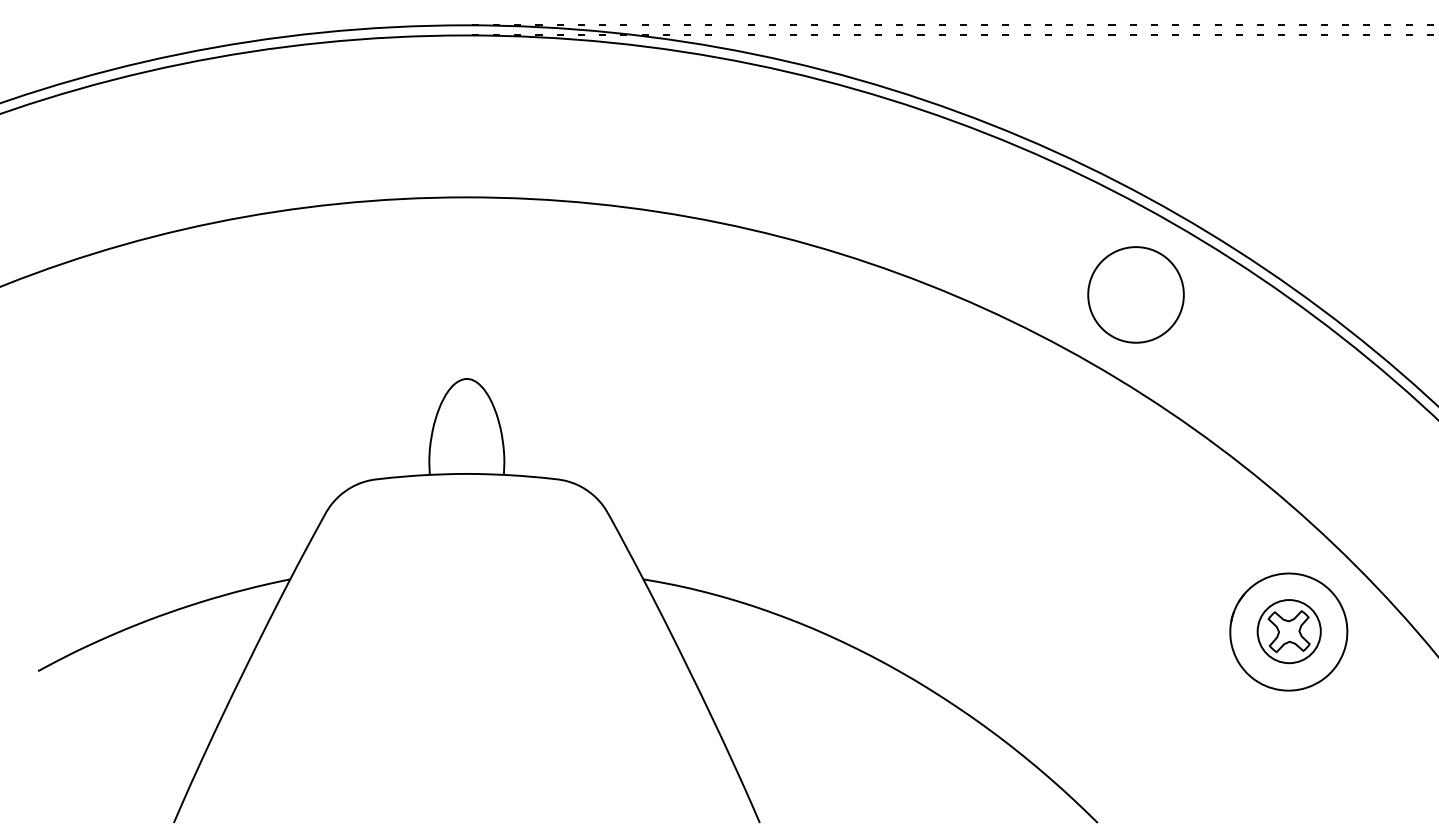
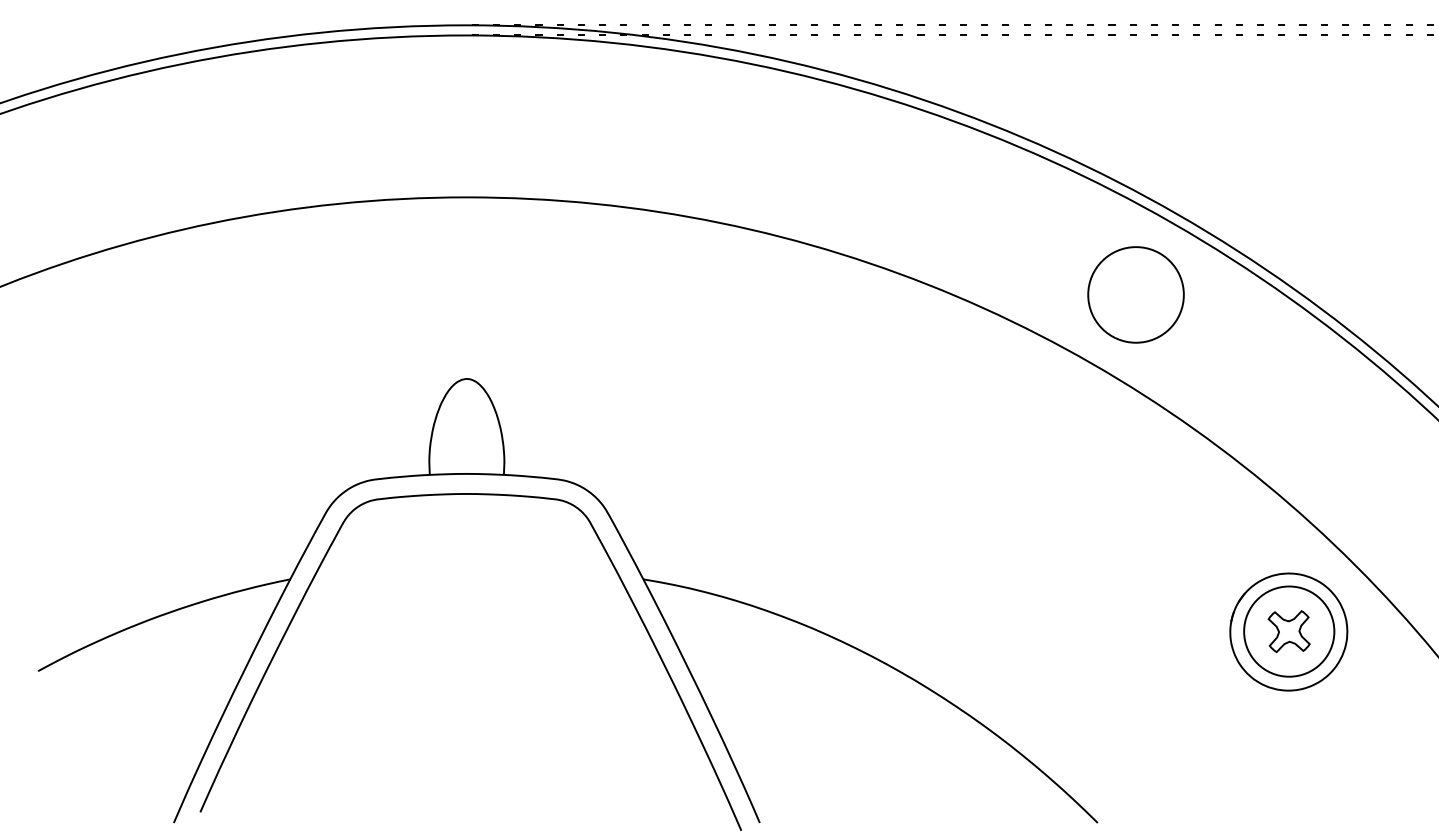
curve: none -> present (481, 495)
circle diameter: 63 px -> 90 px (1289, 631)
